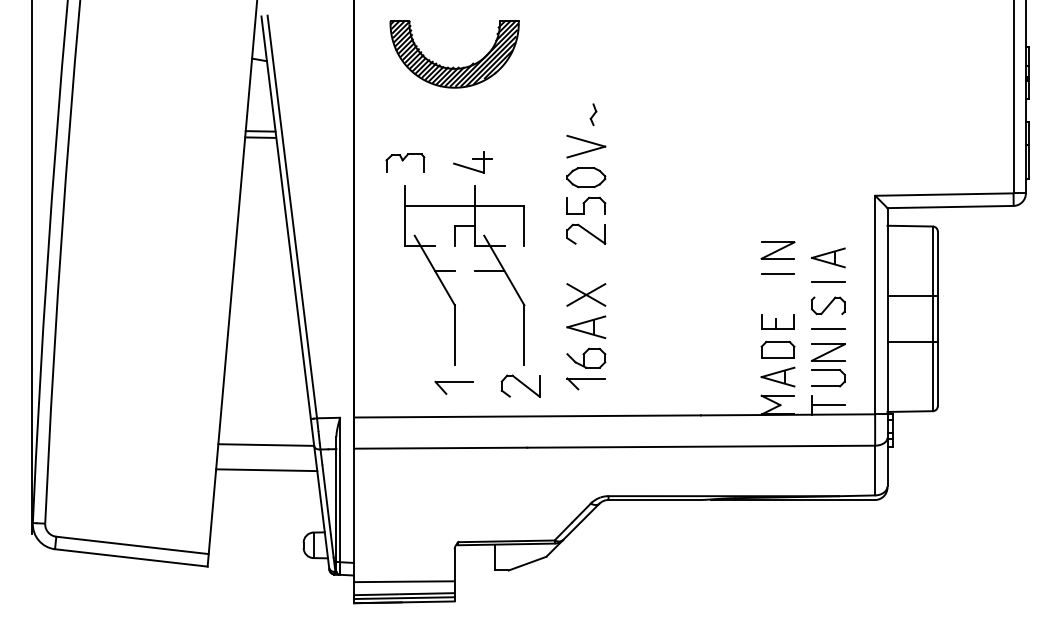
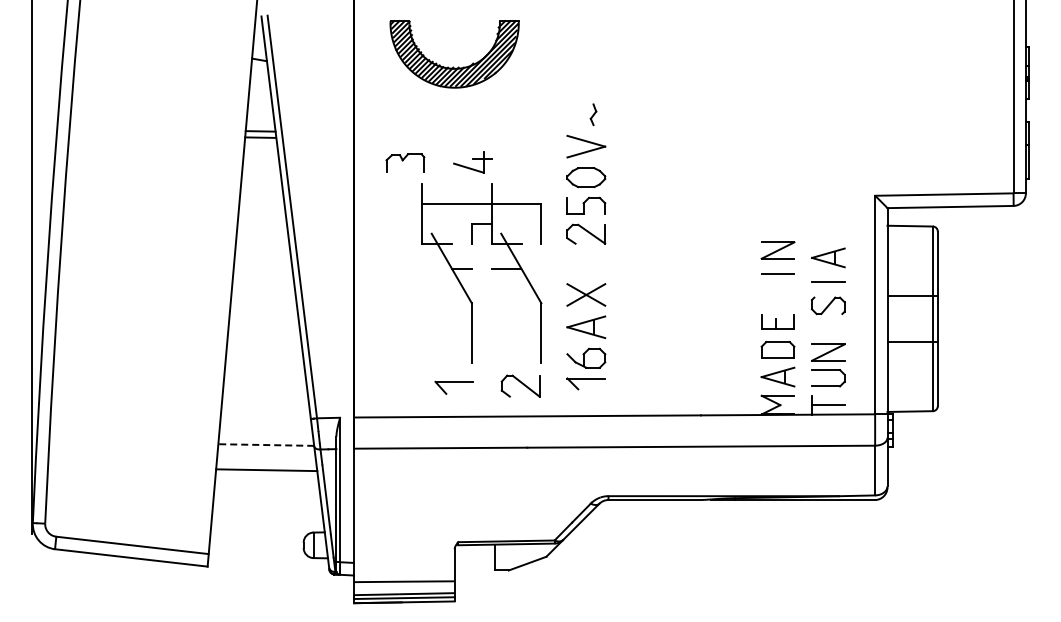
part position: (455, 271) -> (472, 269) (472, 269)
line: present -> none (828, 328)
line: solid -> dashed (266, 445)
